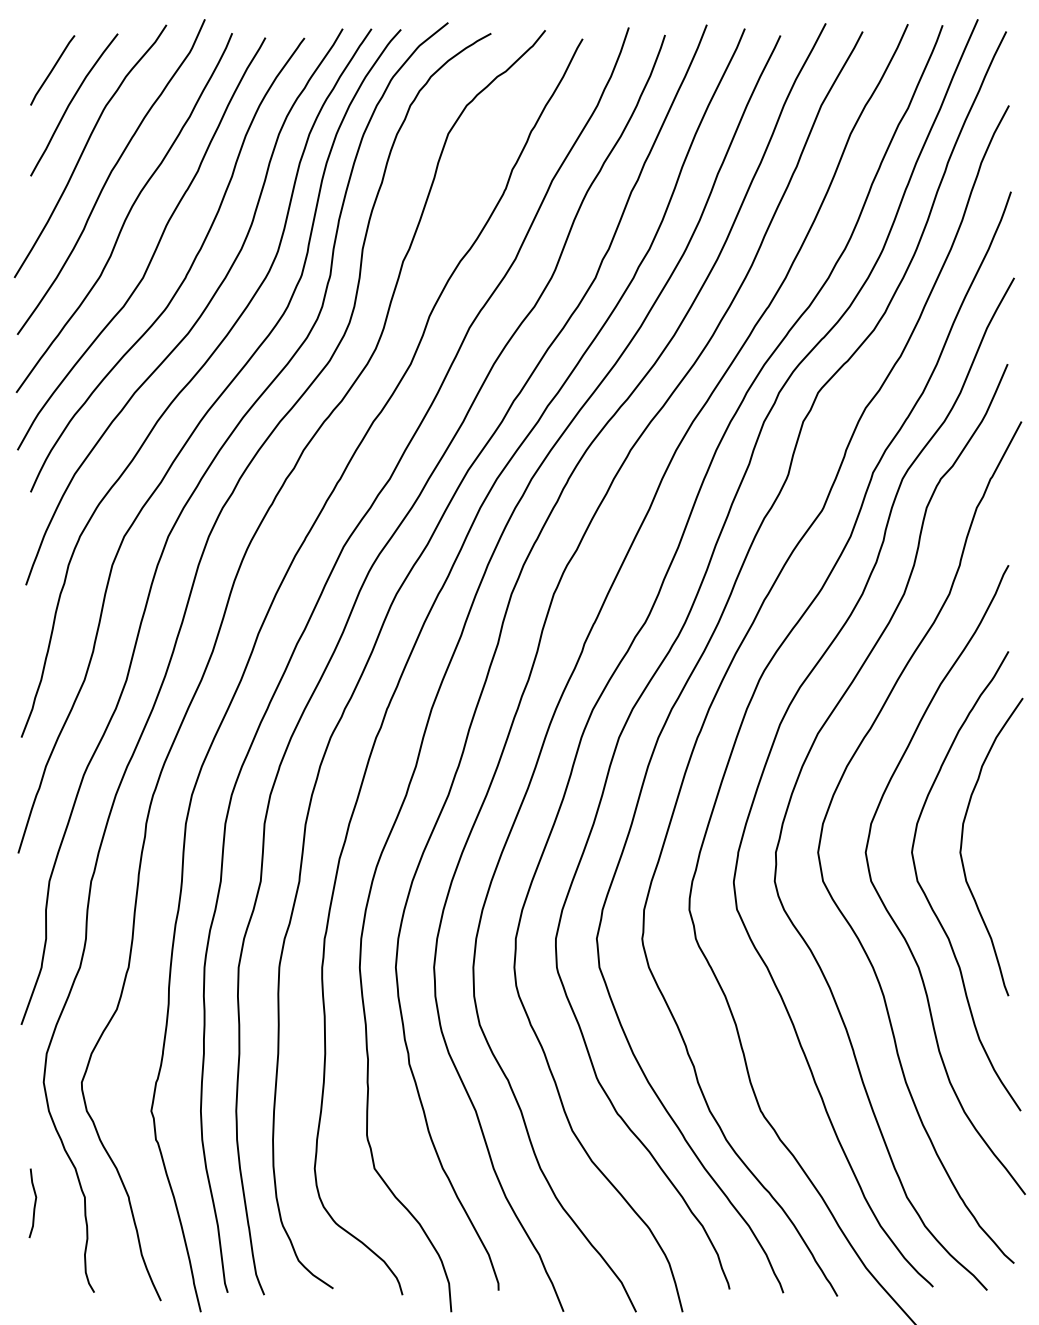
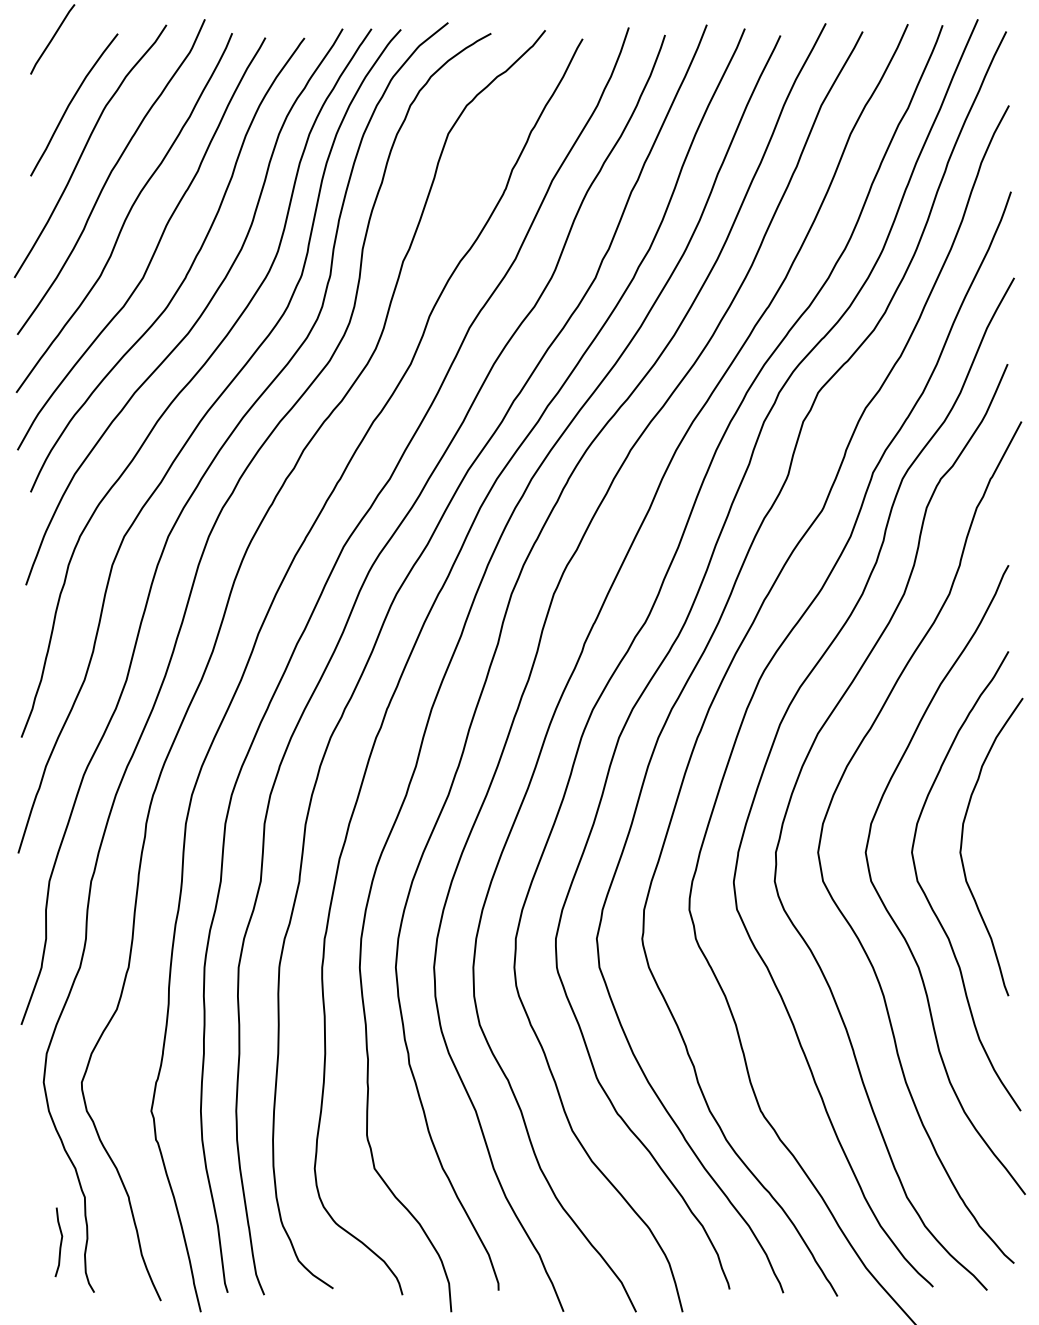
line position: (52, 70) -> (52, 39) (52, 39)
curve position: (34, 1203) -> (60, 1242) (60, 1242)
